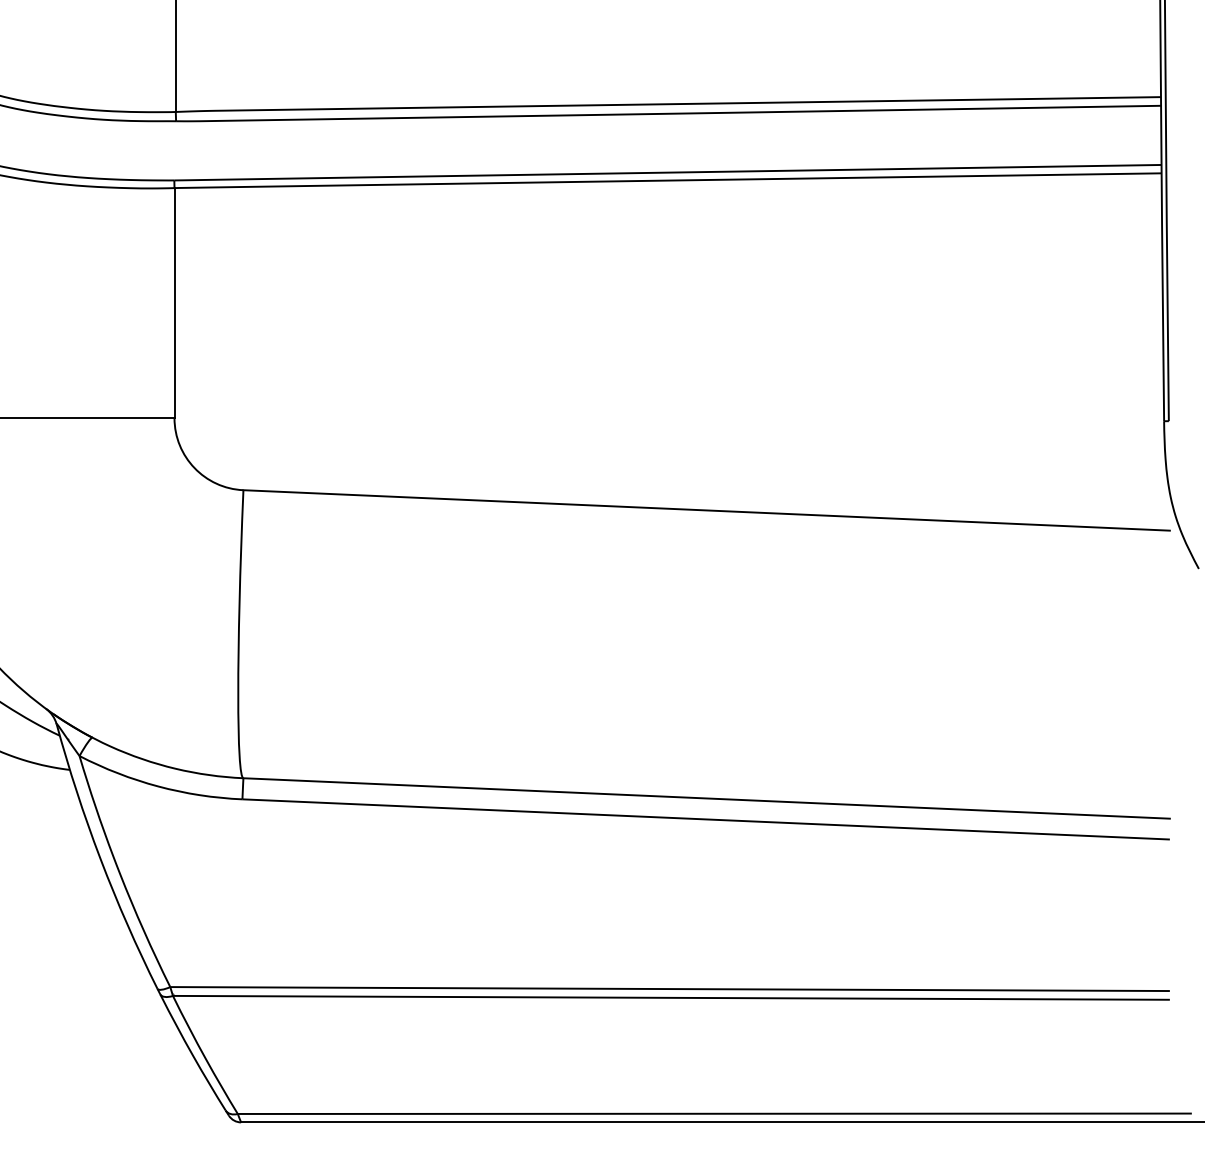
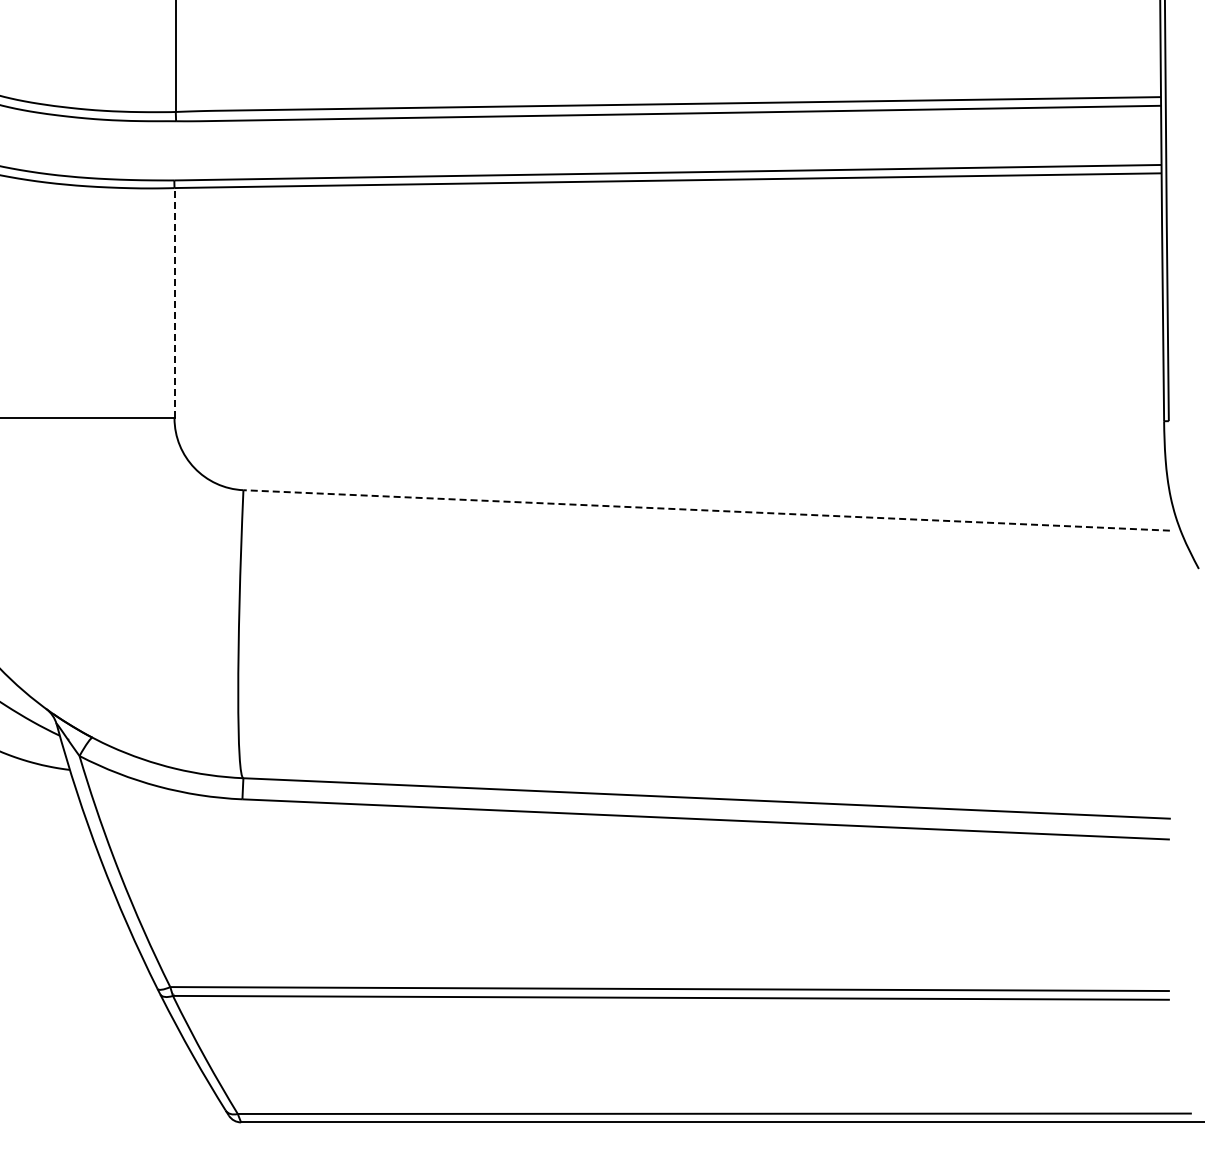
line: solid -> dashed (174, 302)
line: solid -> dashed (706, 510)
